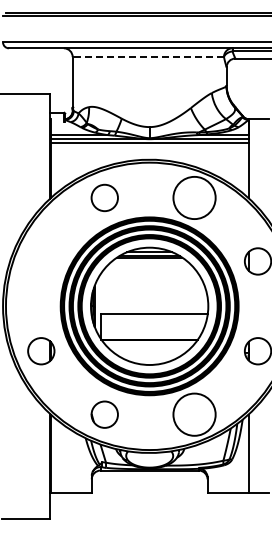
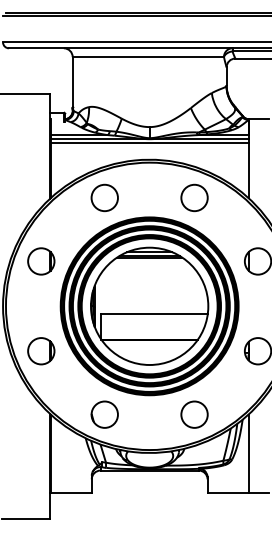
line: dashed -> solid (148, 57)
circle diameter: 42 px -> 26 px (194, 197)
part: none -> present (41, 261)
circle diameter: 42 px -> 26 px (194, 414)
